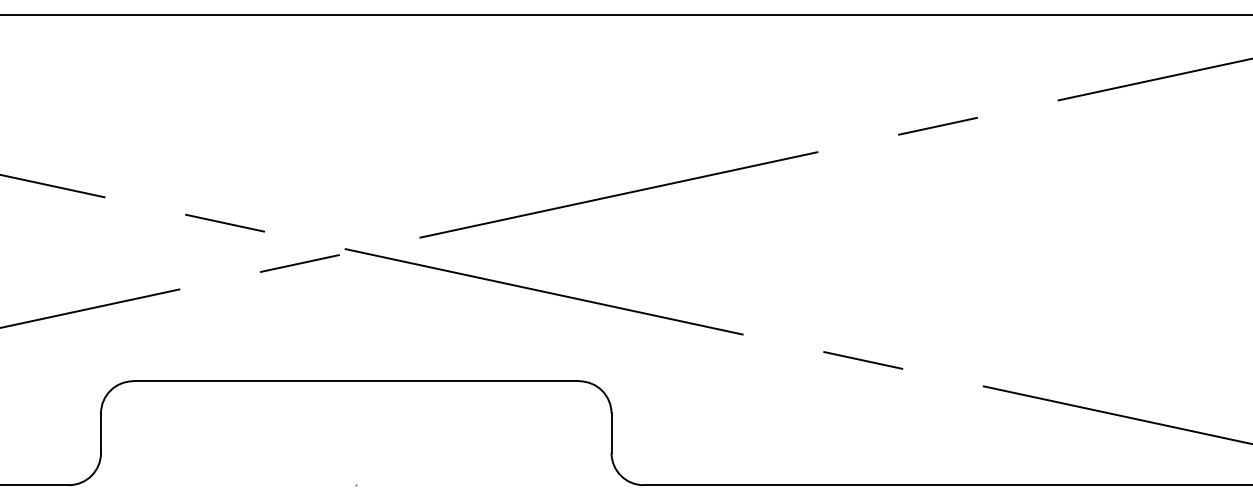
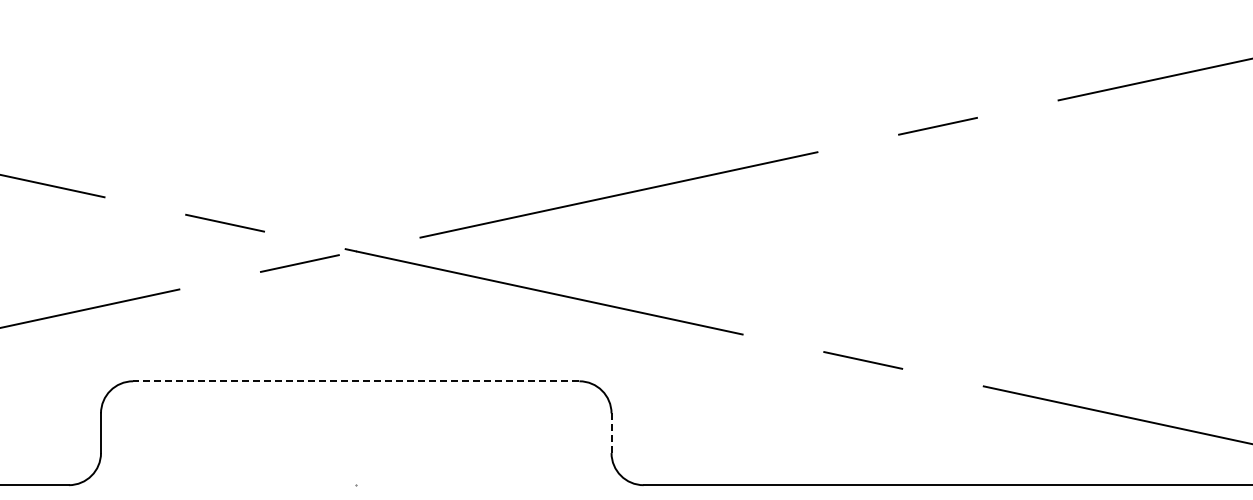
line: present -> none (625, 14)
line: solid -> dashed (355, 381)
line: solid -> dashed (611, 433)
